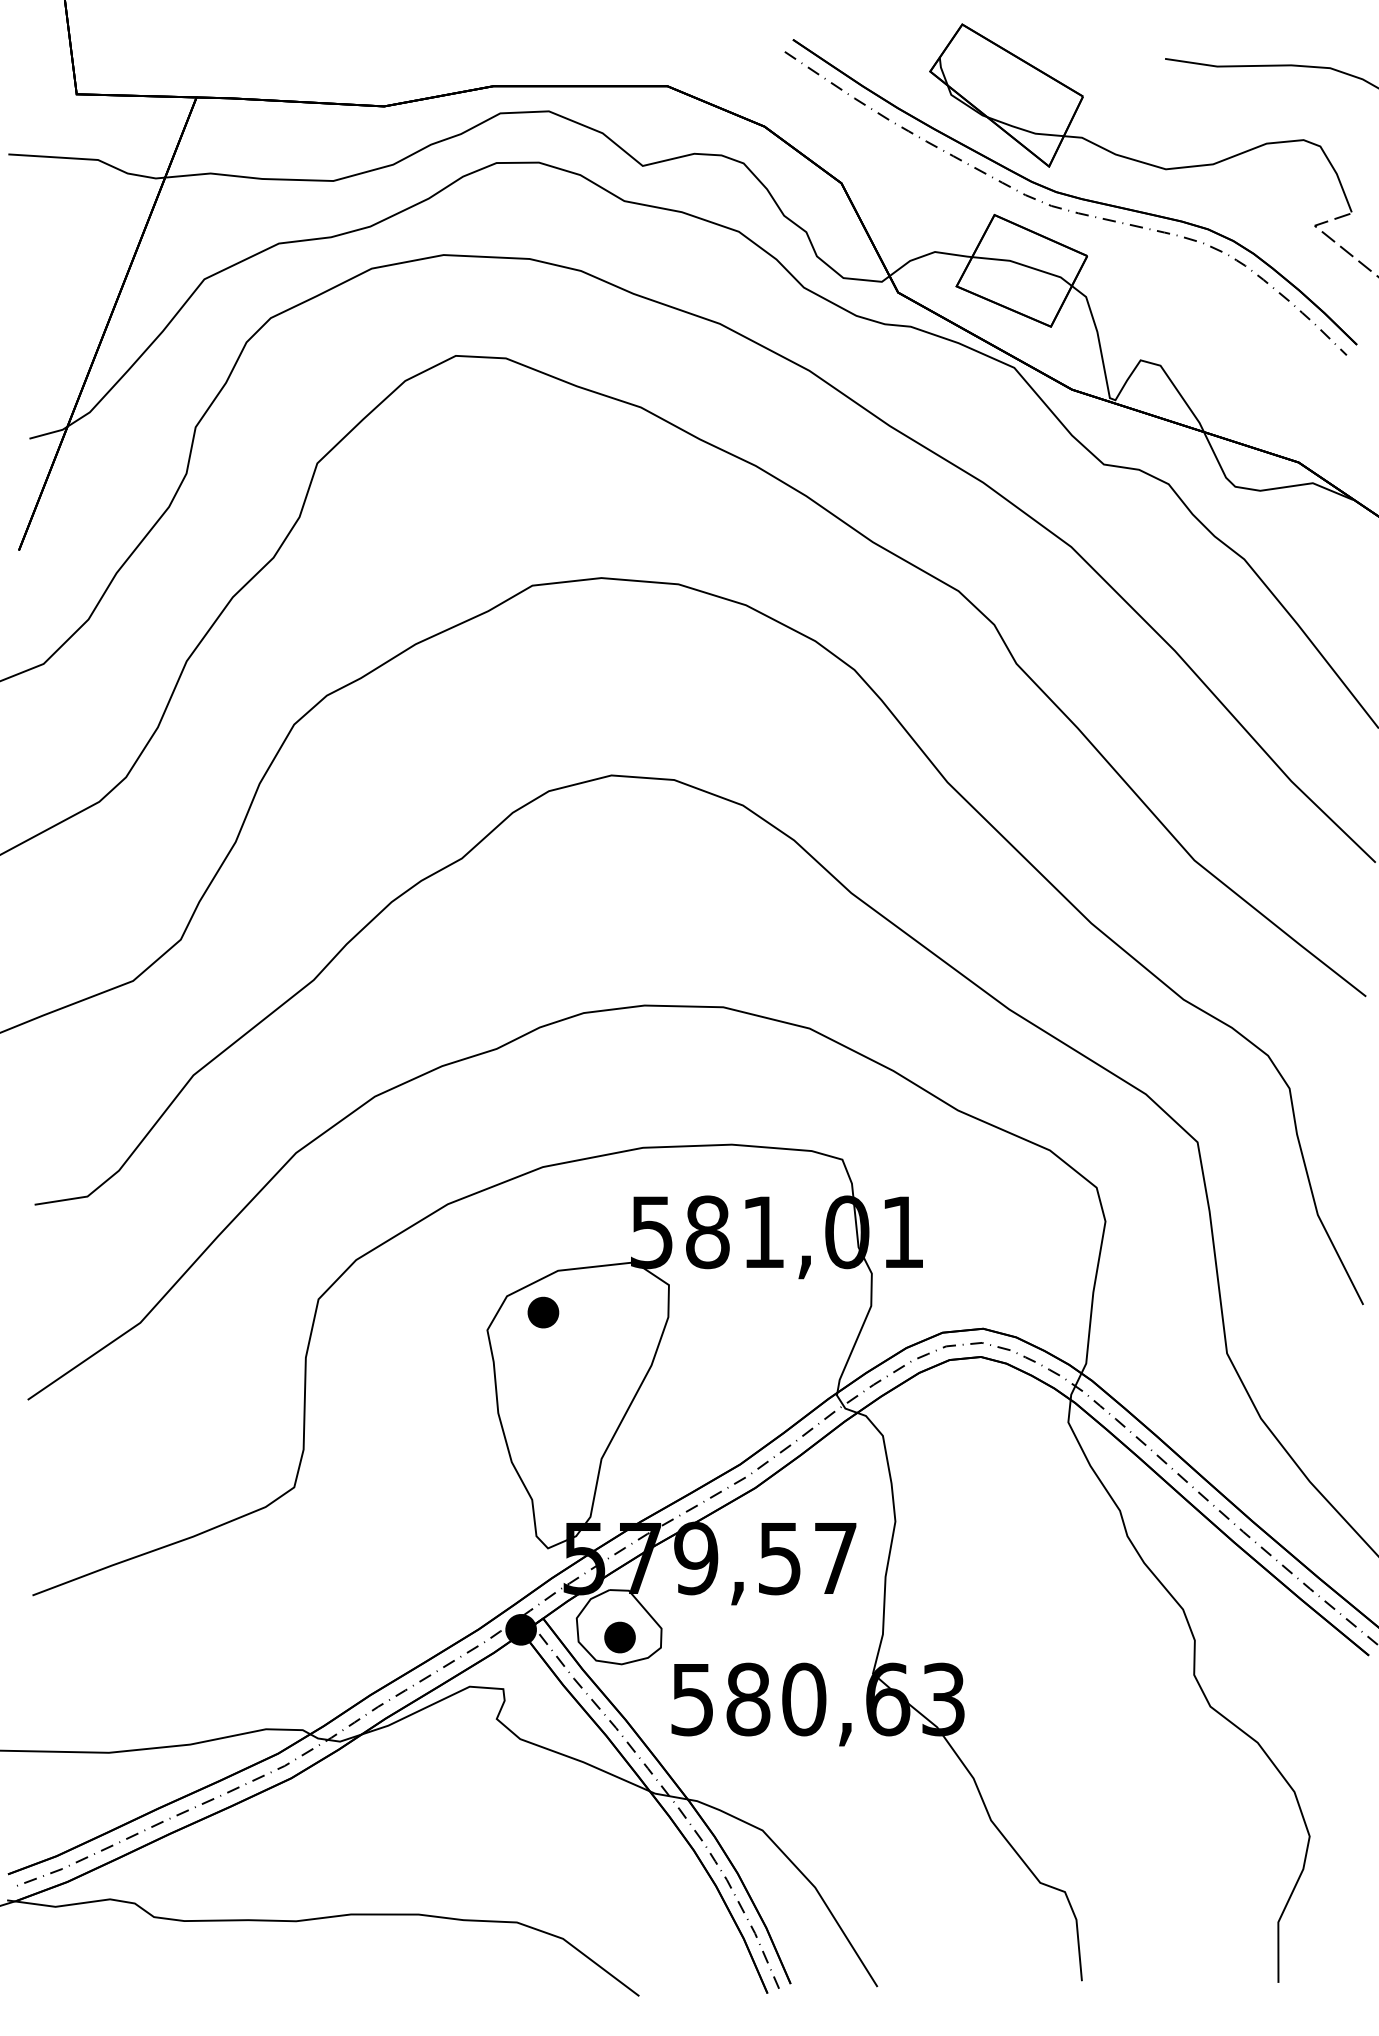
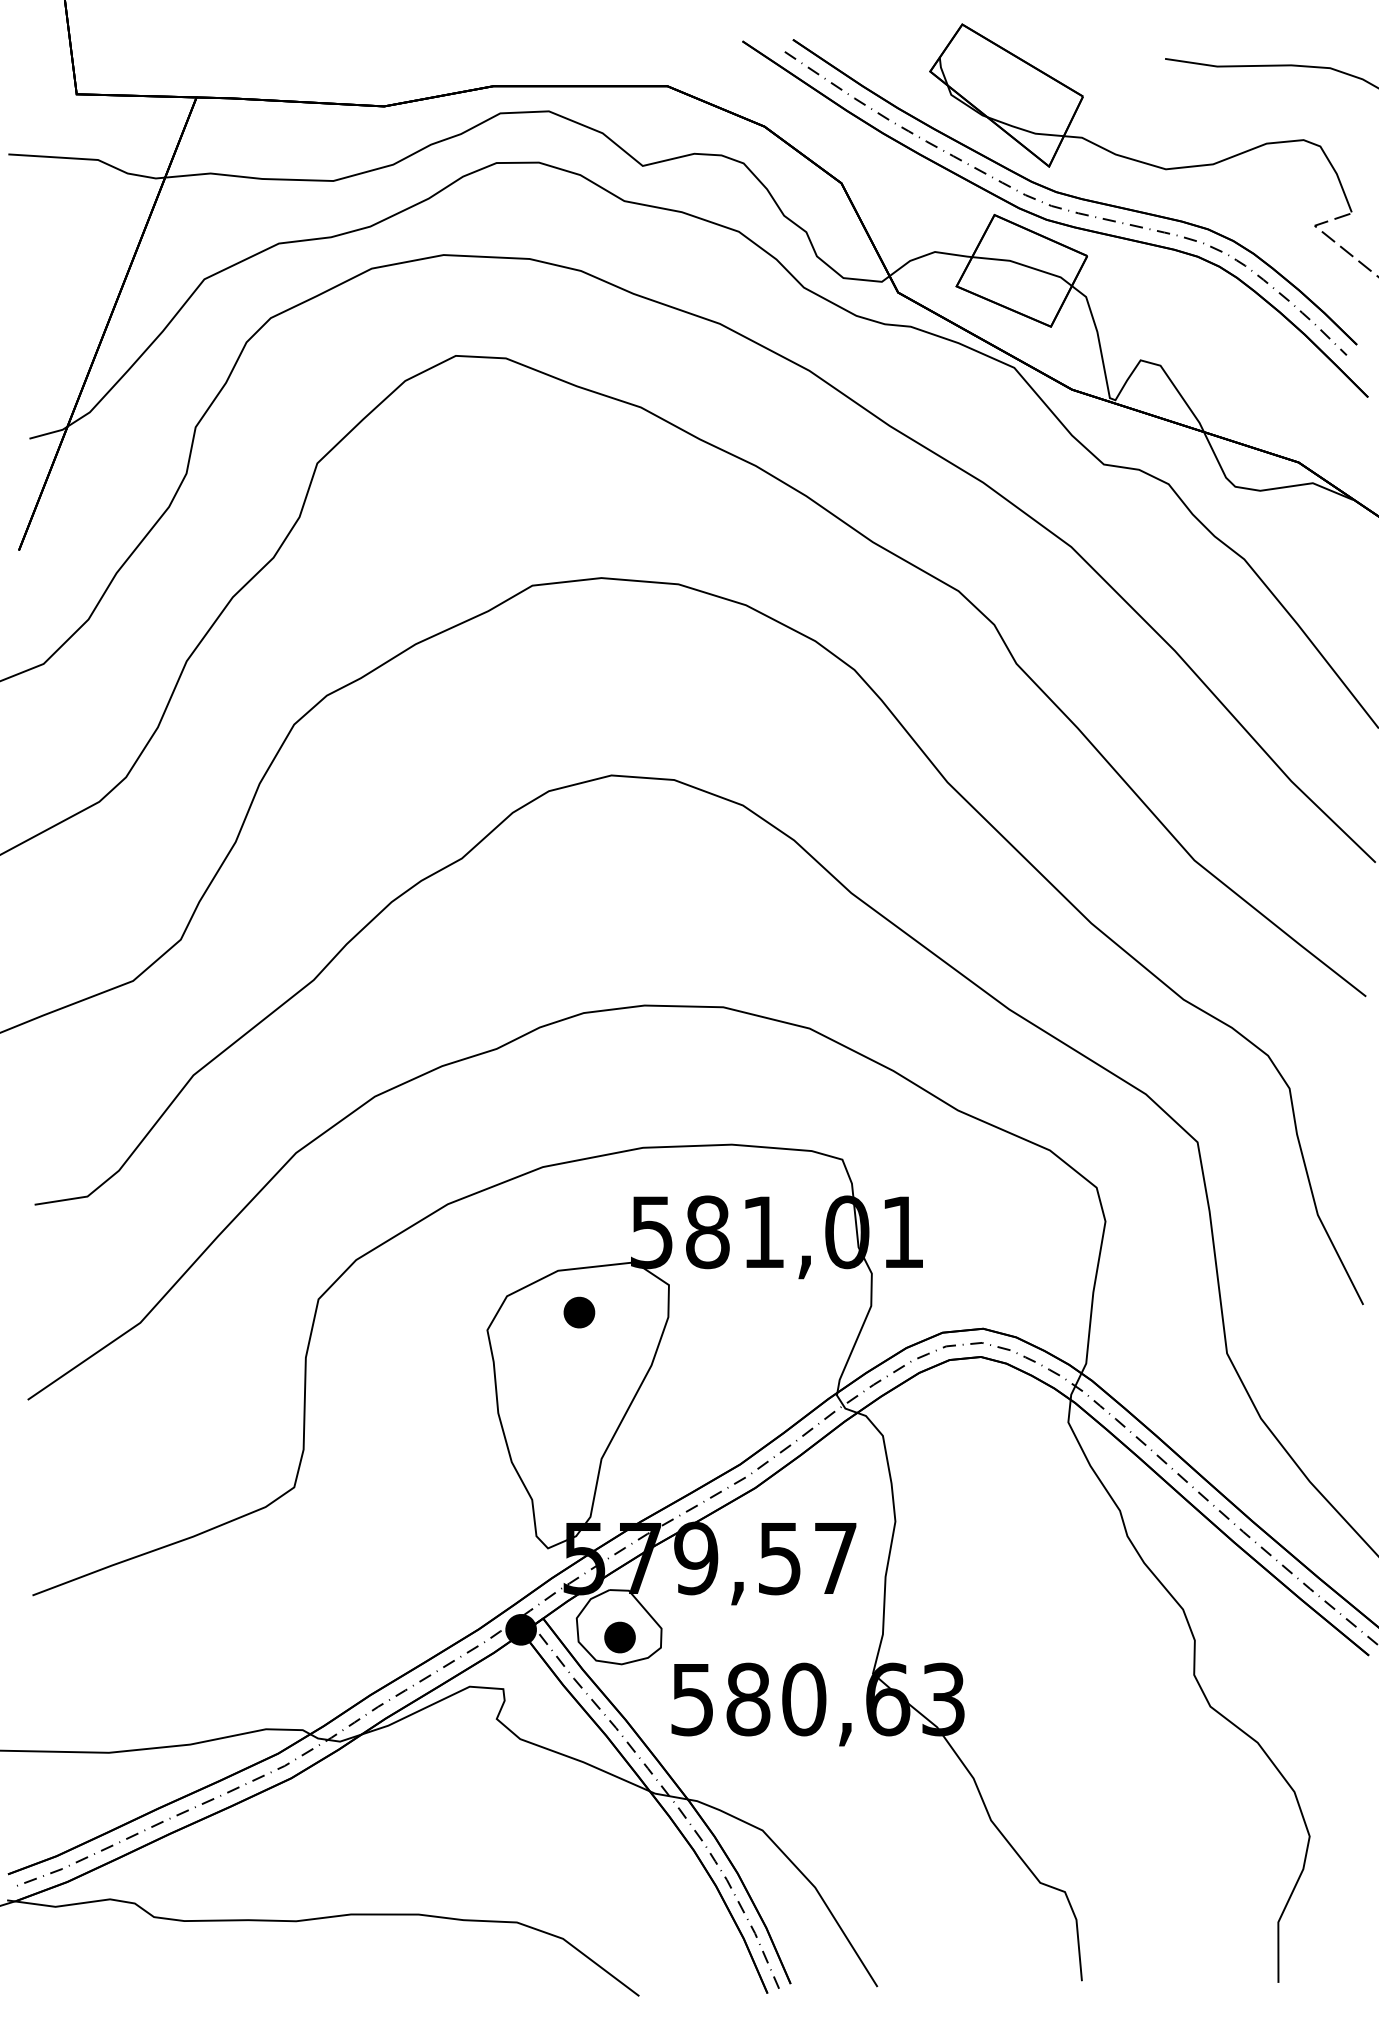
part: none -> present (1055, 218)
part position: (543, 1312) -> (579, 1312) (579, 1312)
